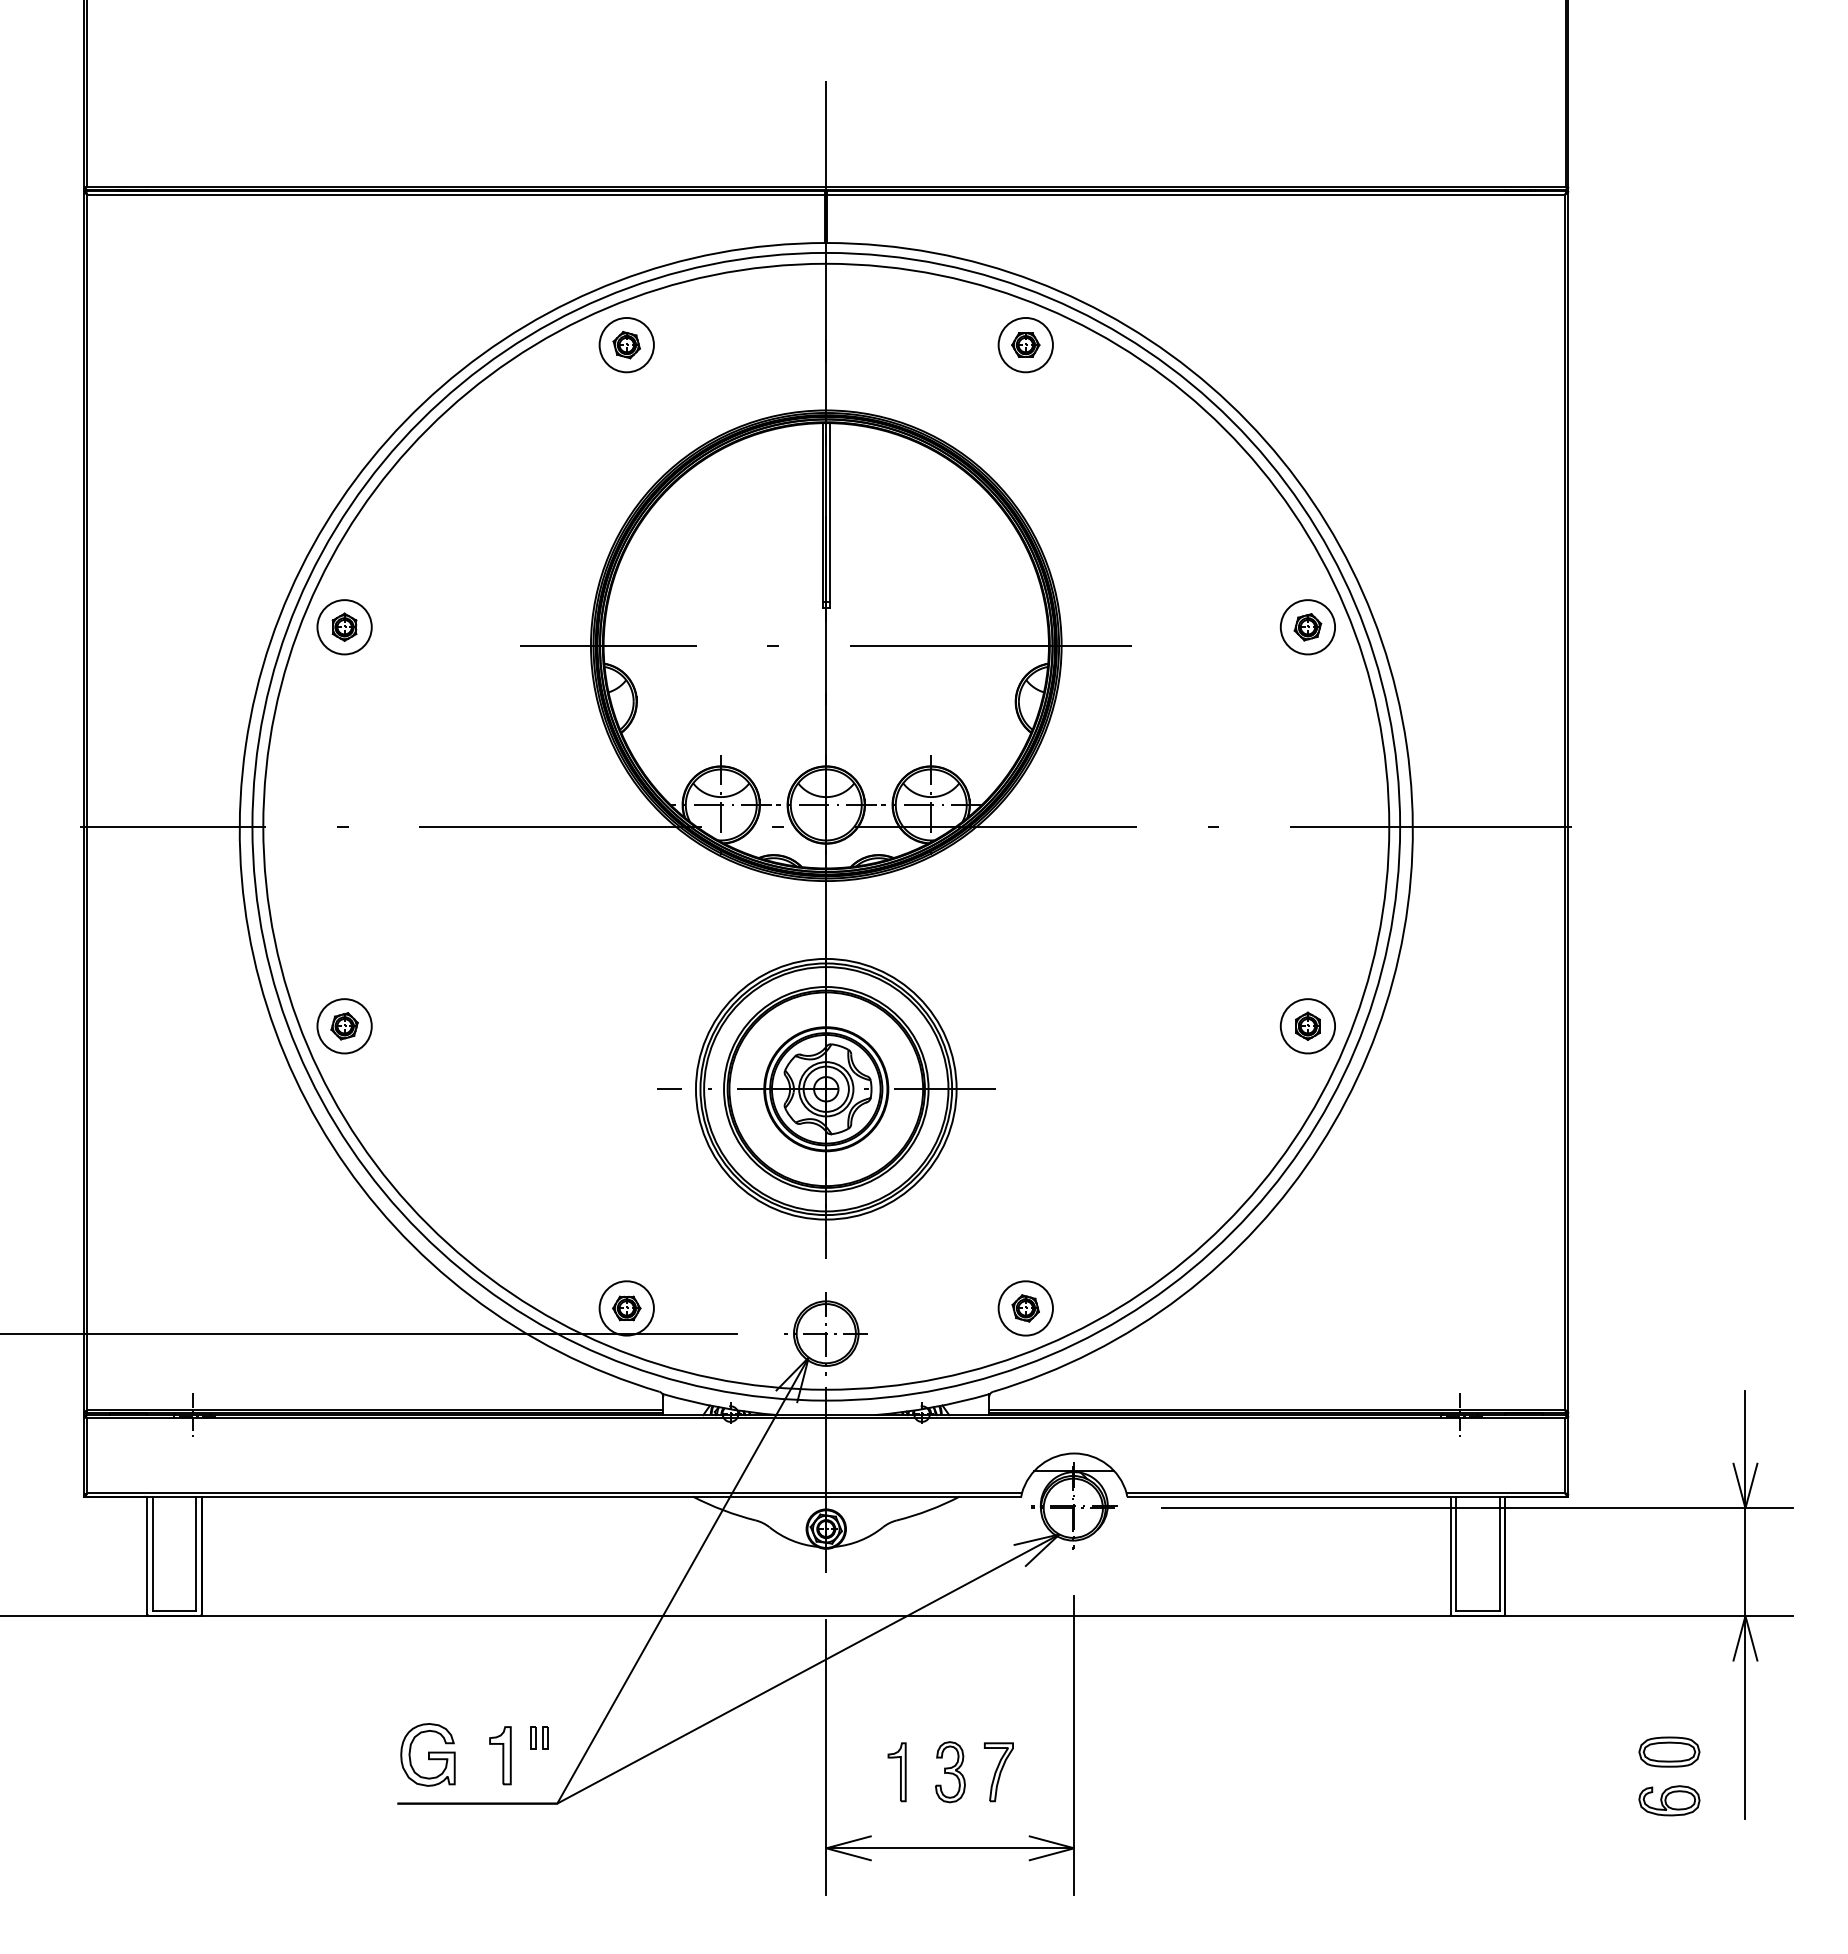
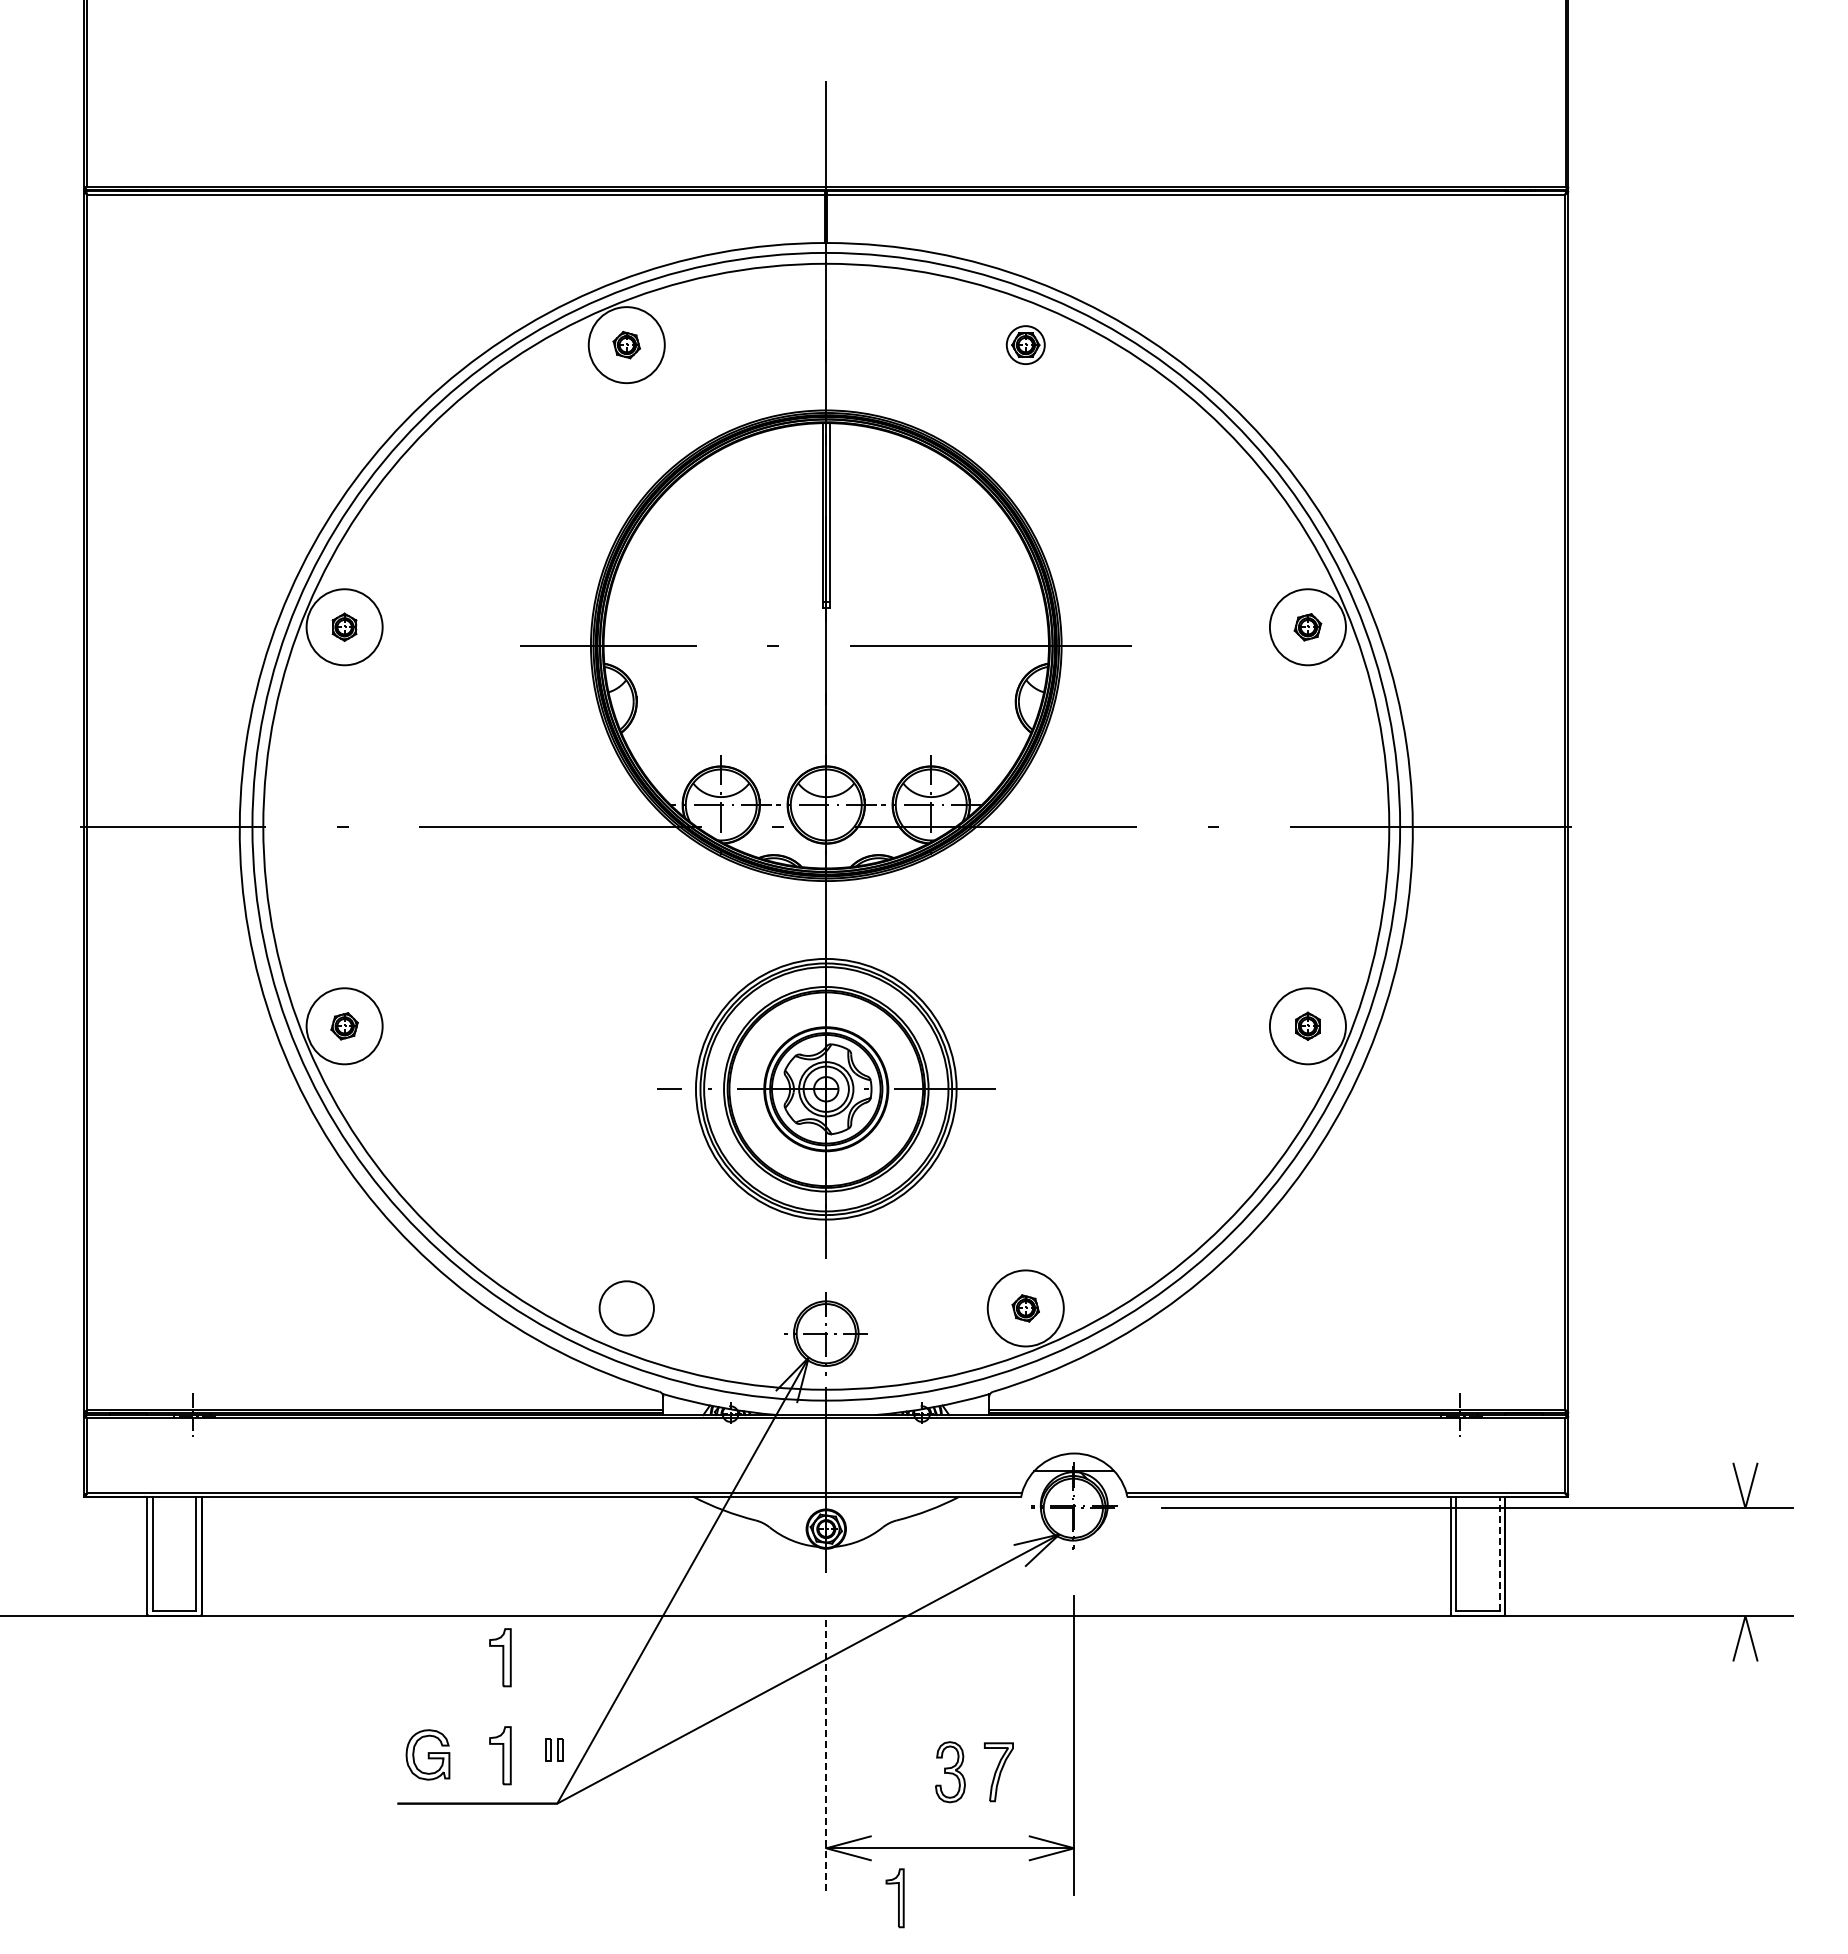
circle diameter: 54 px -> 76 px (626, 345)
circle diameter: 54 px -> 38 px (1025, 345)
circle diameter: 54 px -> 76 px (344, 627)
circle diameter: 54 px -> 76 px (1307, 627)
circle diameter: 54 px -> 76 px (344, 1026)
circle diameter: 54 px -> 76 px (1307, 1026)
part: present -> none (626, 1308)
circle diameter: 54 px -> 76 px (1025, 1308)
line: present -> none (369, 1333)
line: solid -> dashed (1499, 1553)
line: present -> none (1745, 1604)
part: none -> present (500, 1657)
part position: (539, 1737) -> (554, 1749) (554, 1749)
part: present -> none (1669, 1751)
part size: 56x64 px -> 46x52 px (427, 1754)
line: solid -> dashed (826, 1757)
part position: (896, 1772) -> (894, 1898) (894, 1898)
part: present -> none (1669, 1800)
